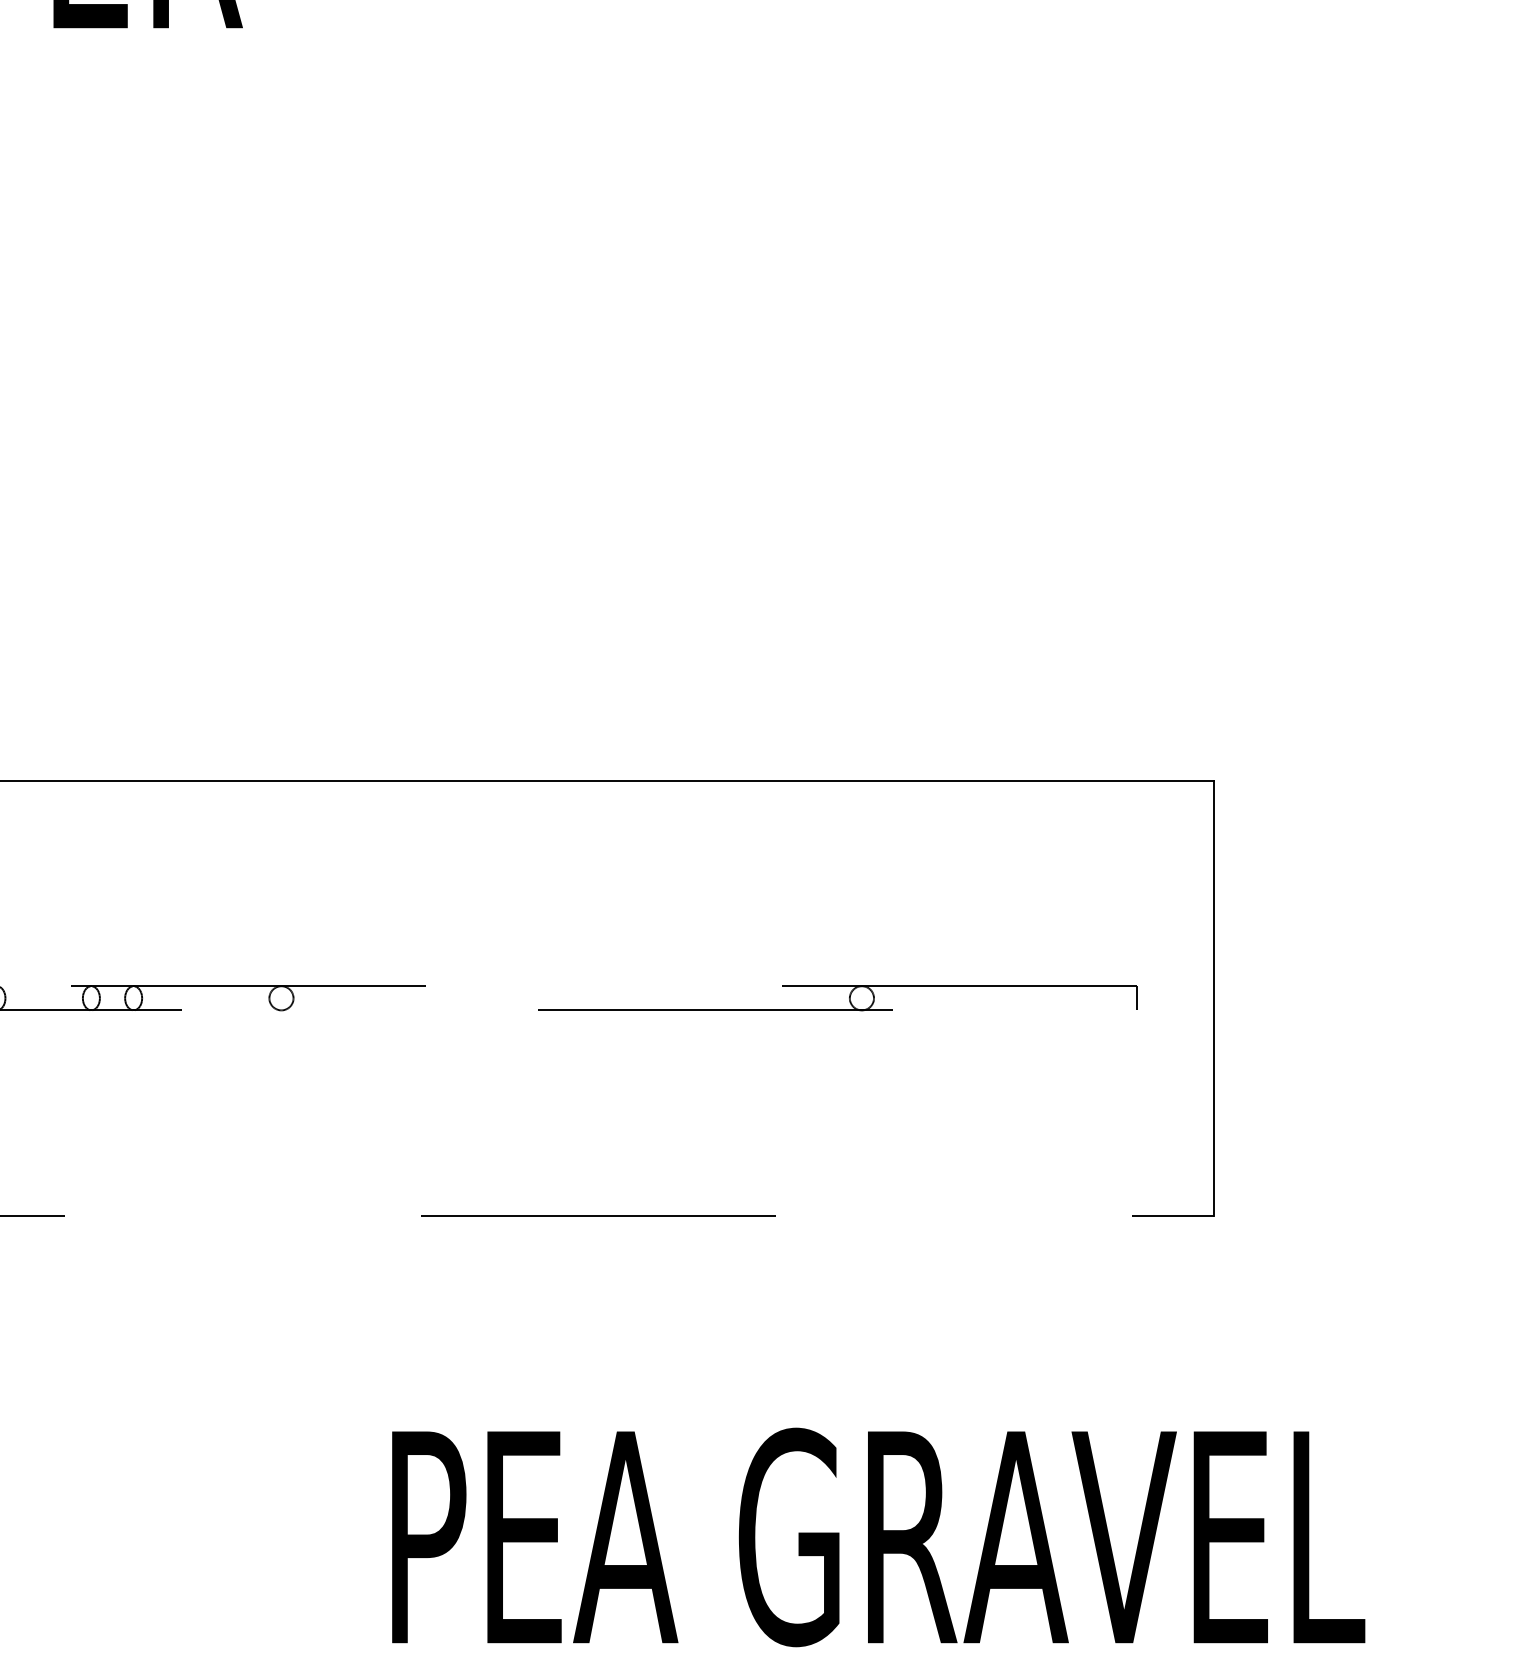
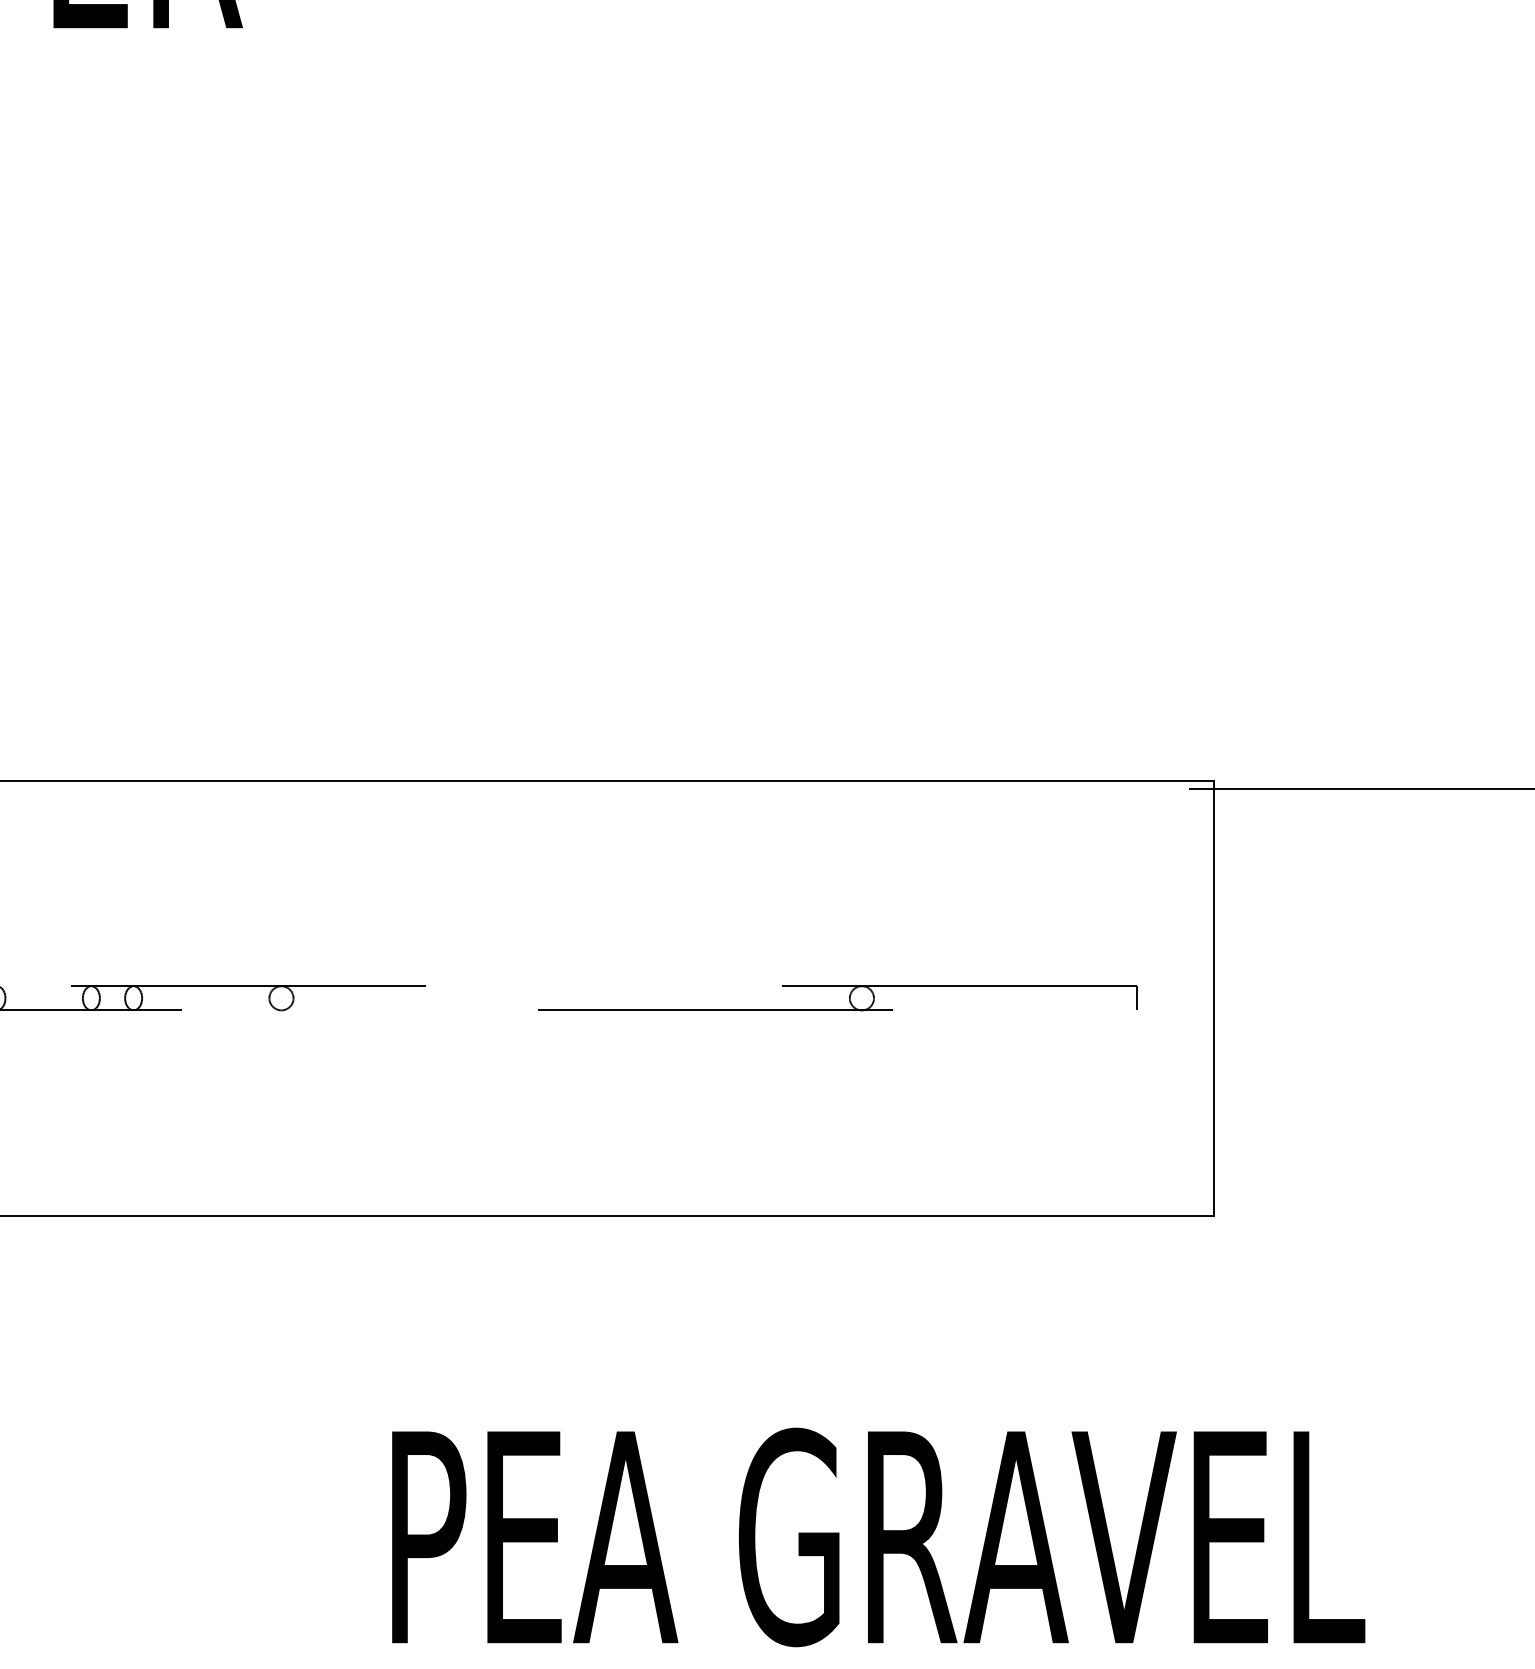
line: none -> present (1360, 789)
line: dashed -> solid (607, 1215)
